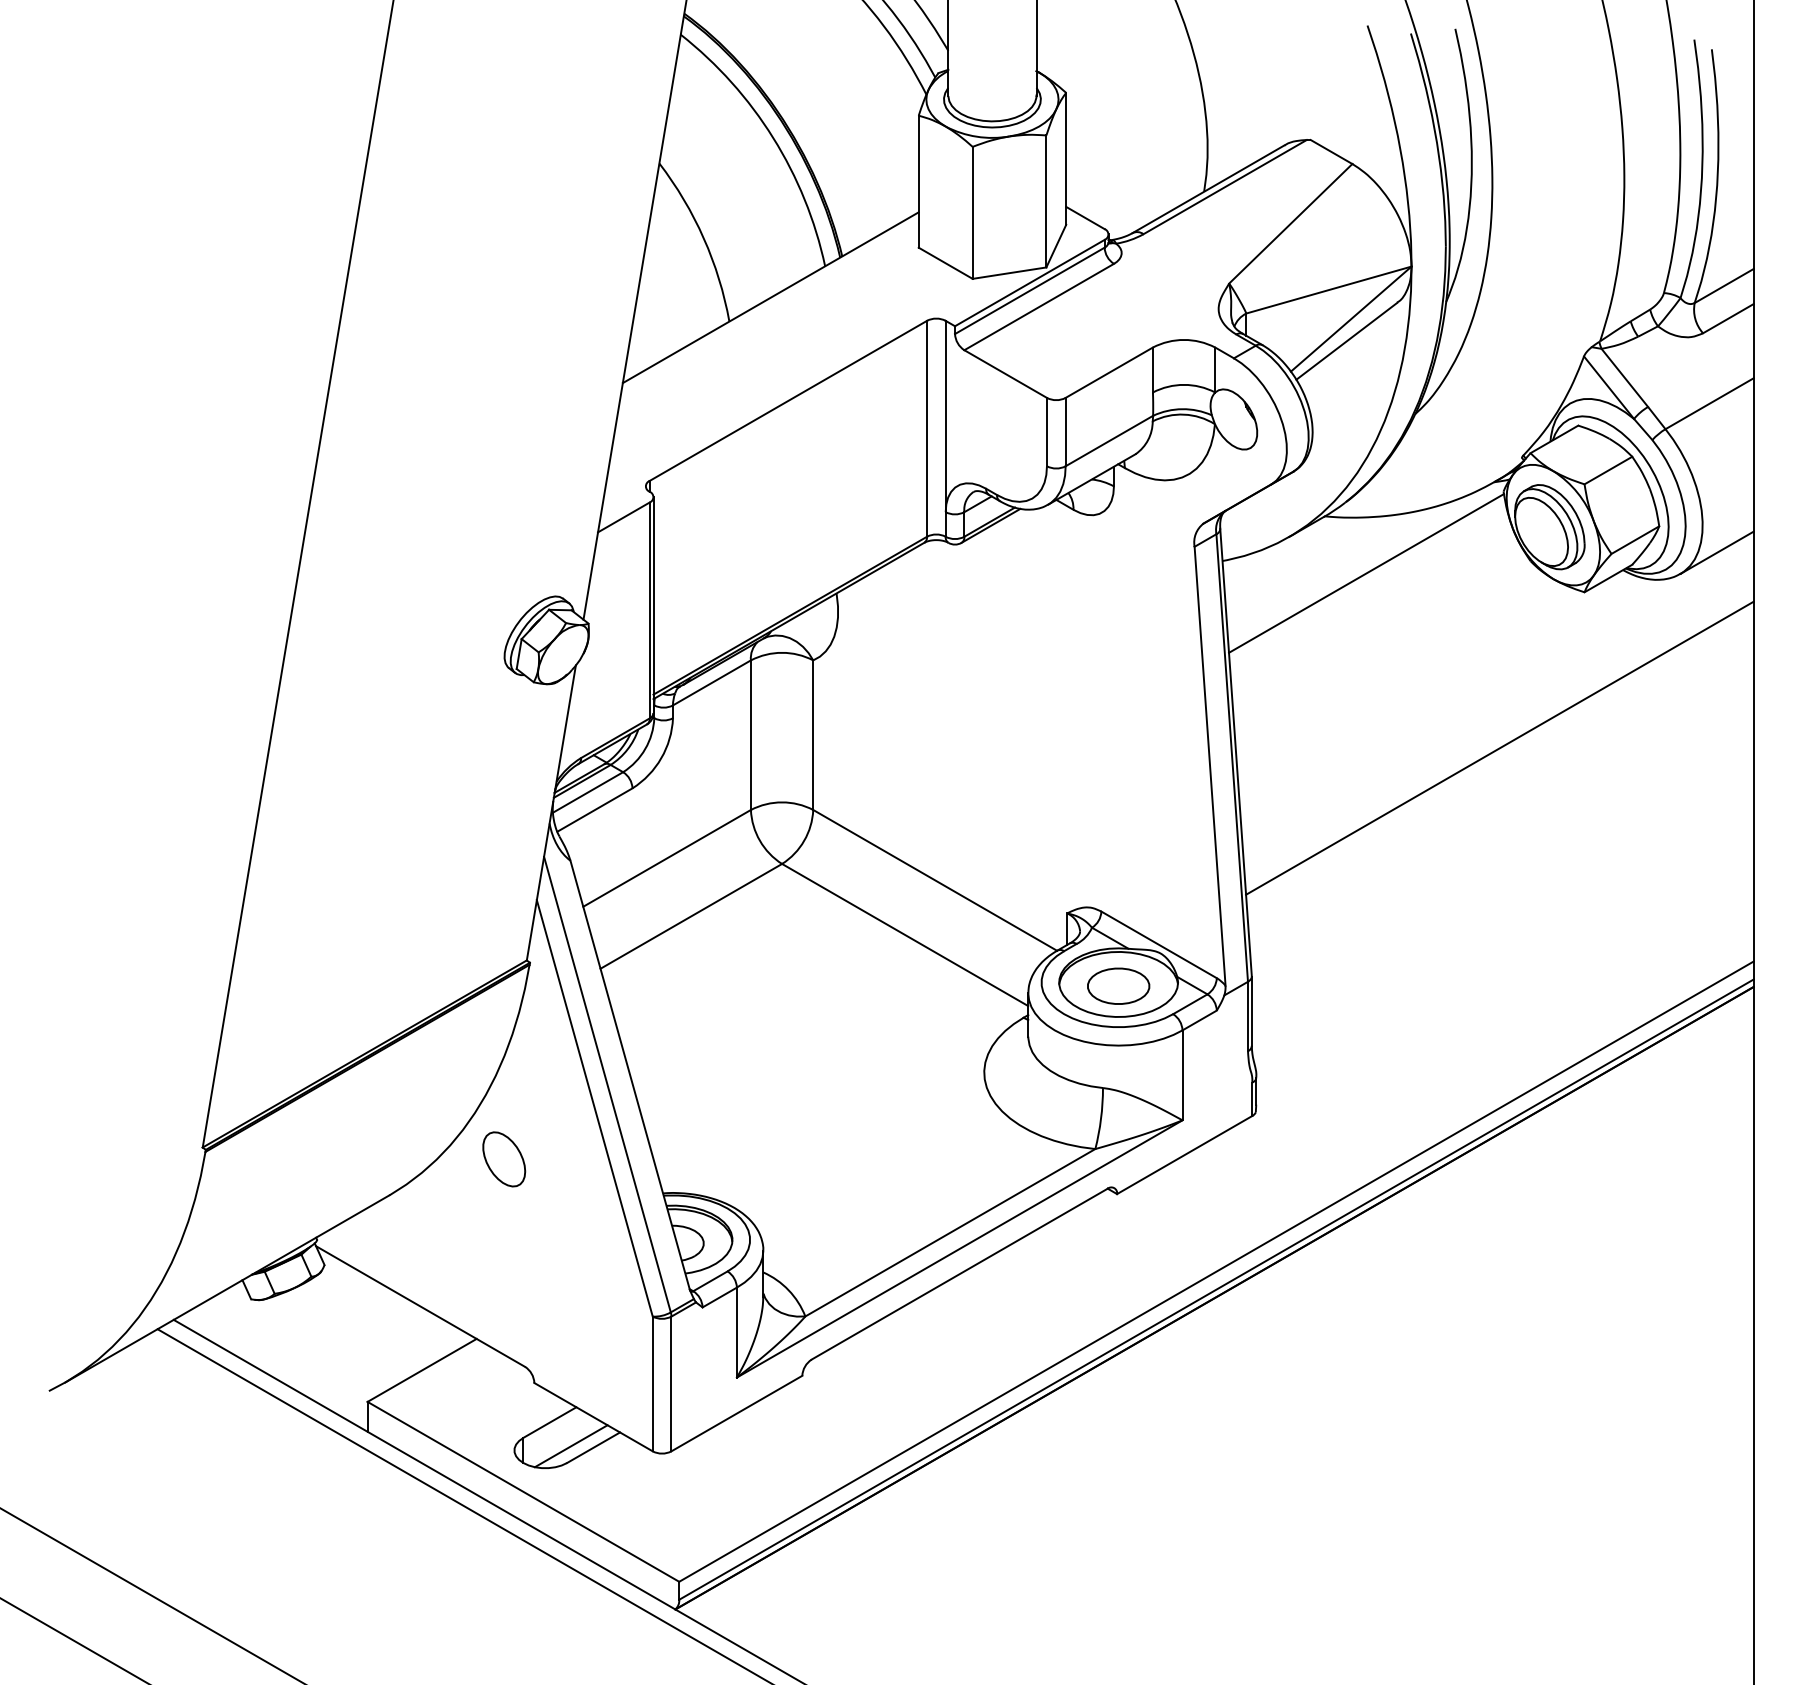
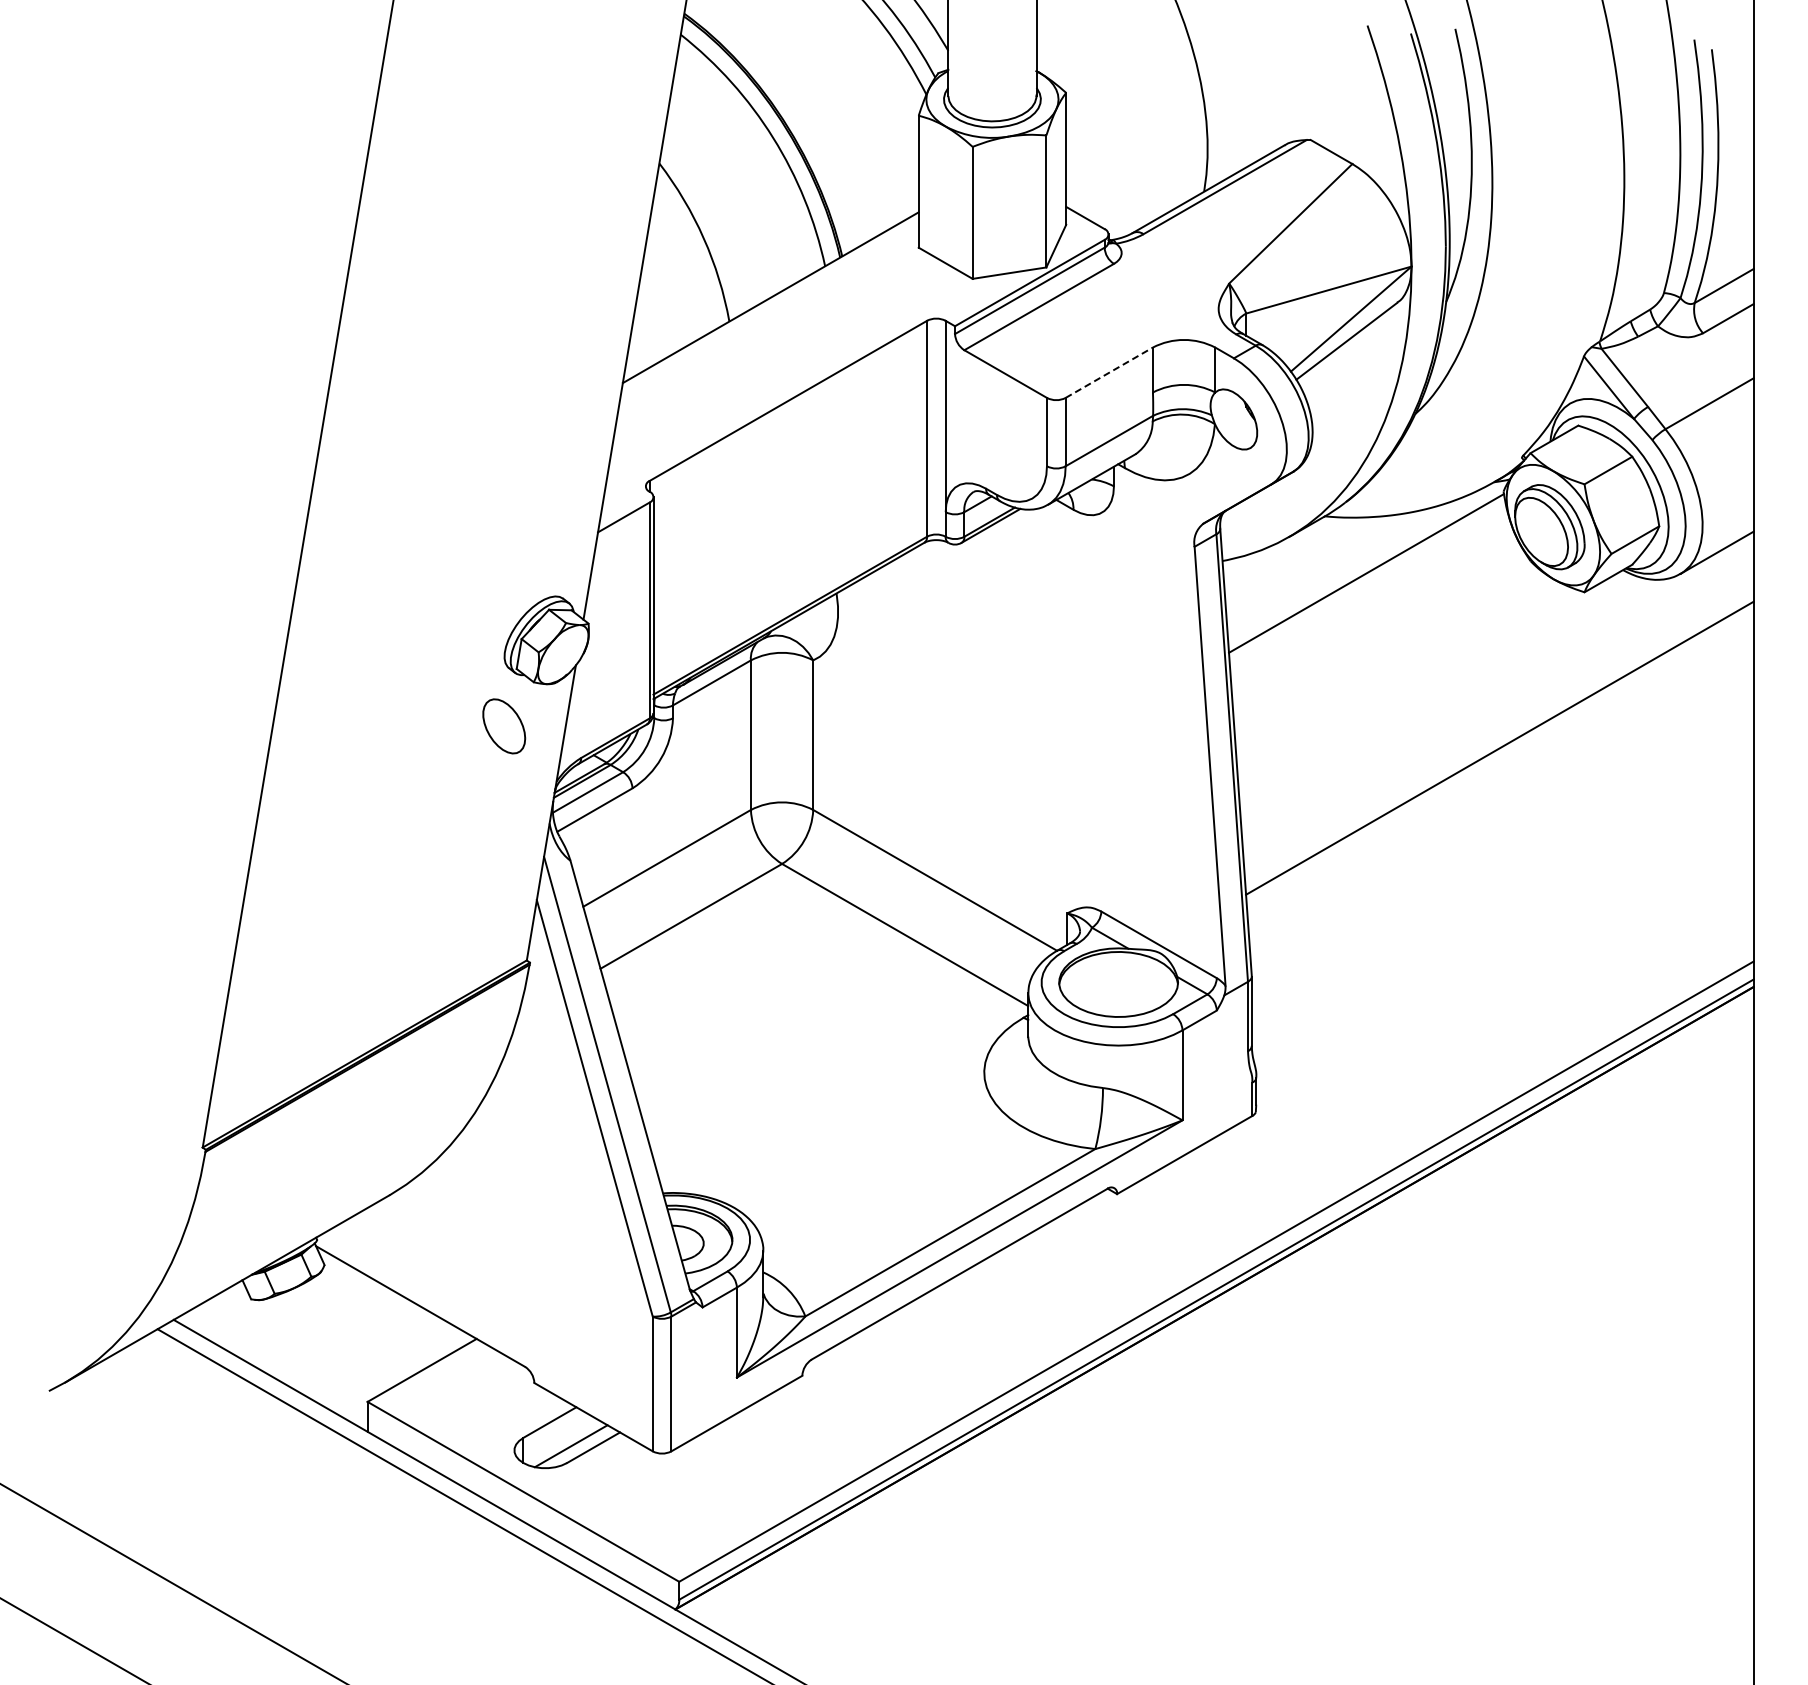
line: solid -> dashed (1109, 372)
part: present -> none (1118, 985)
part position: (504, 1159) -> (504, 726) (504, 726)
line position: (151, 1595) -> (172, 1583) (172, 1583)
